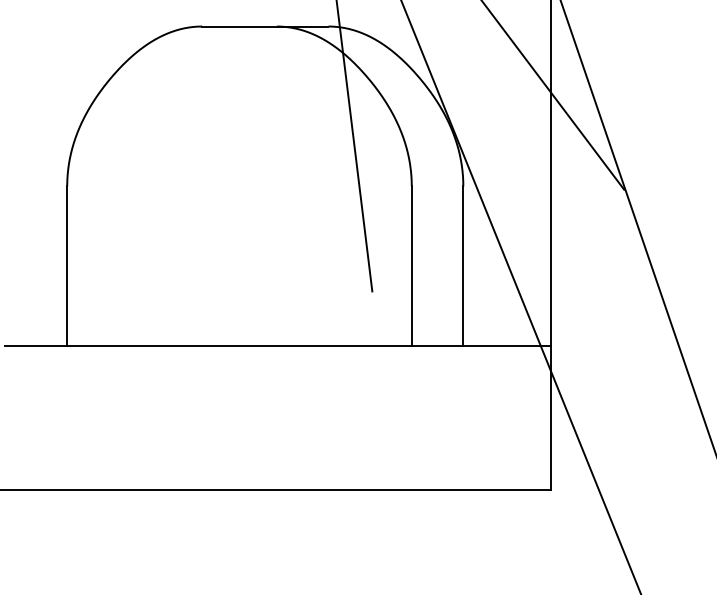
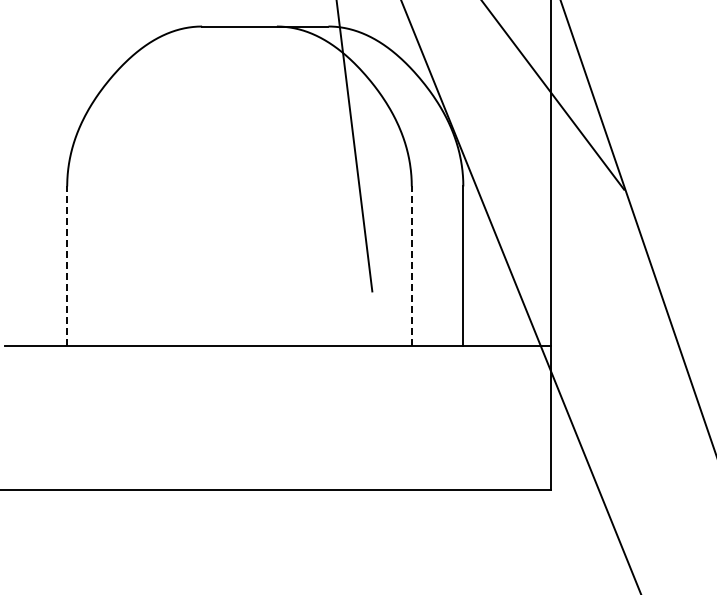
line: solid -> dashed (67, 266)
line: solid -> dashed (411, 266)
